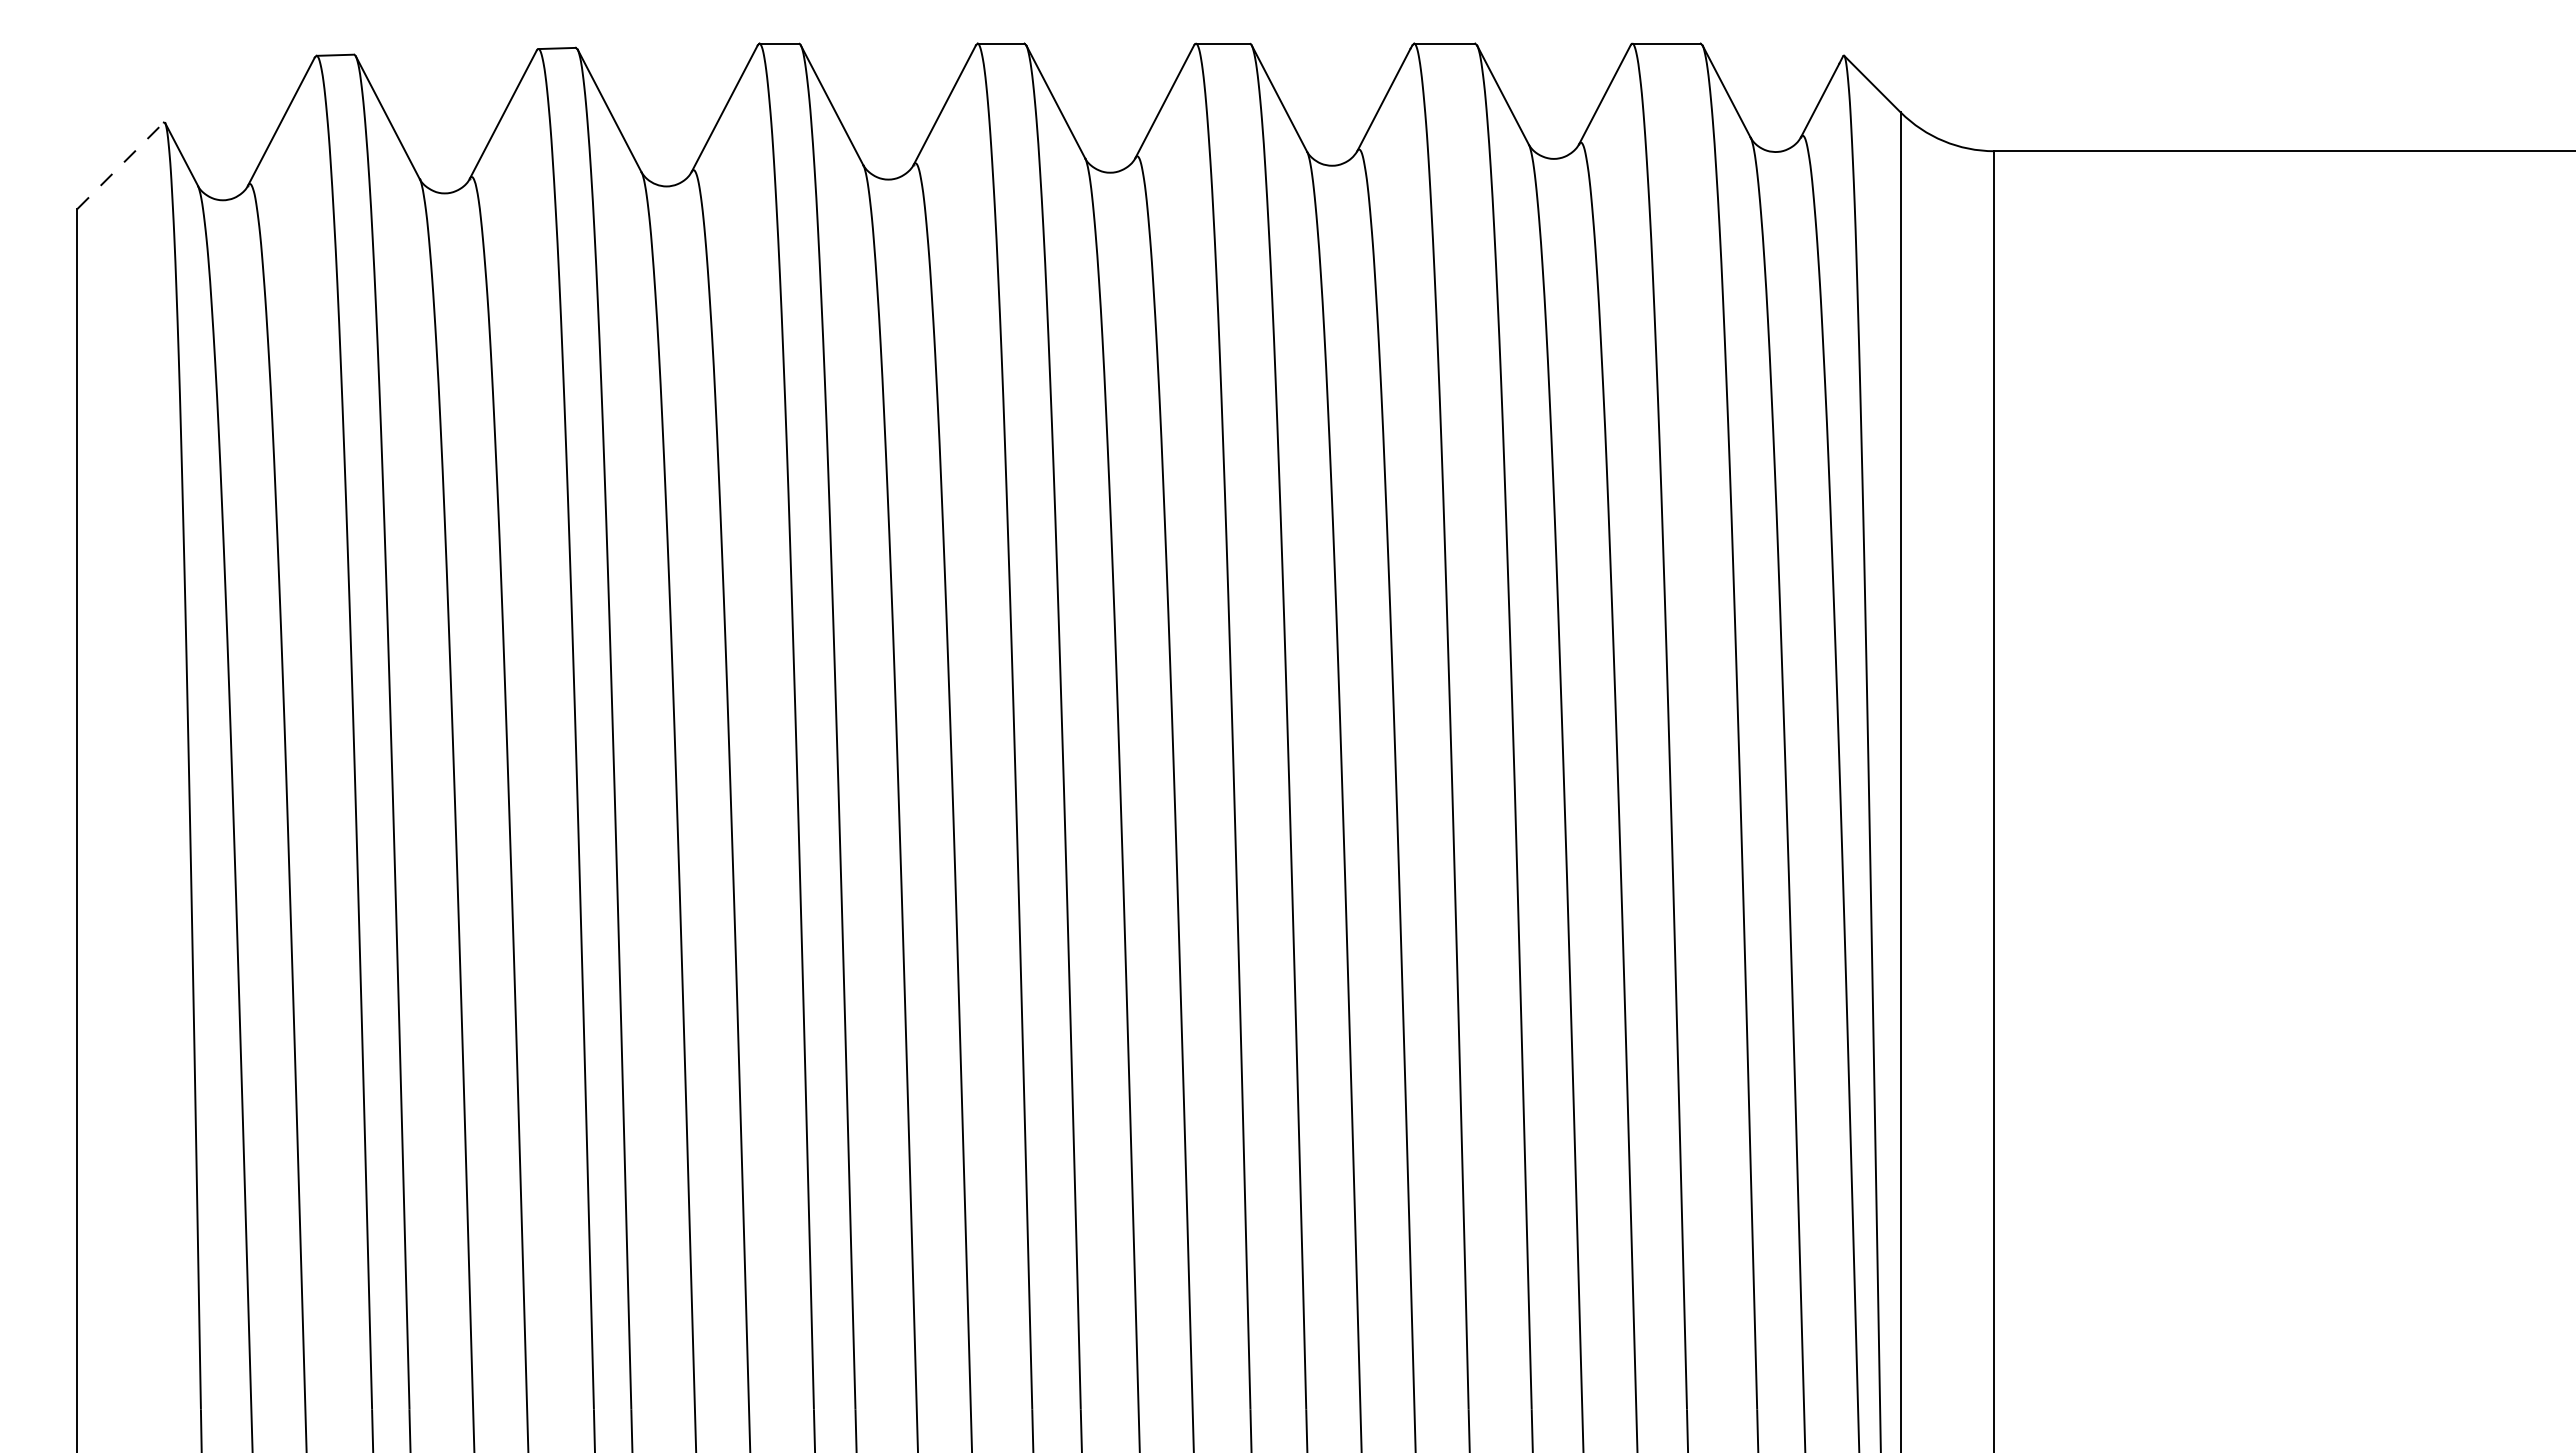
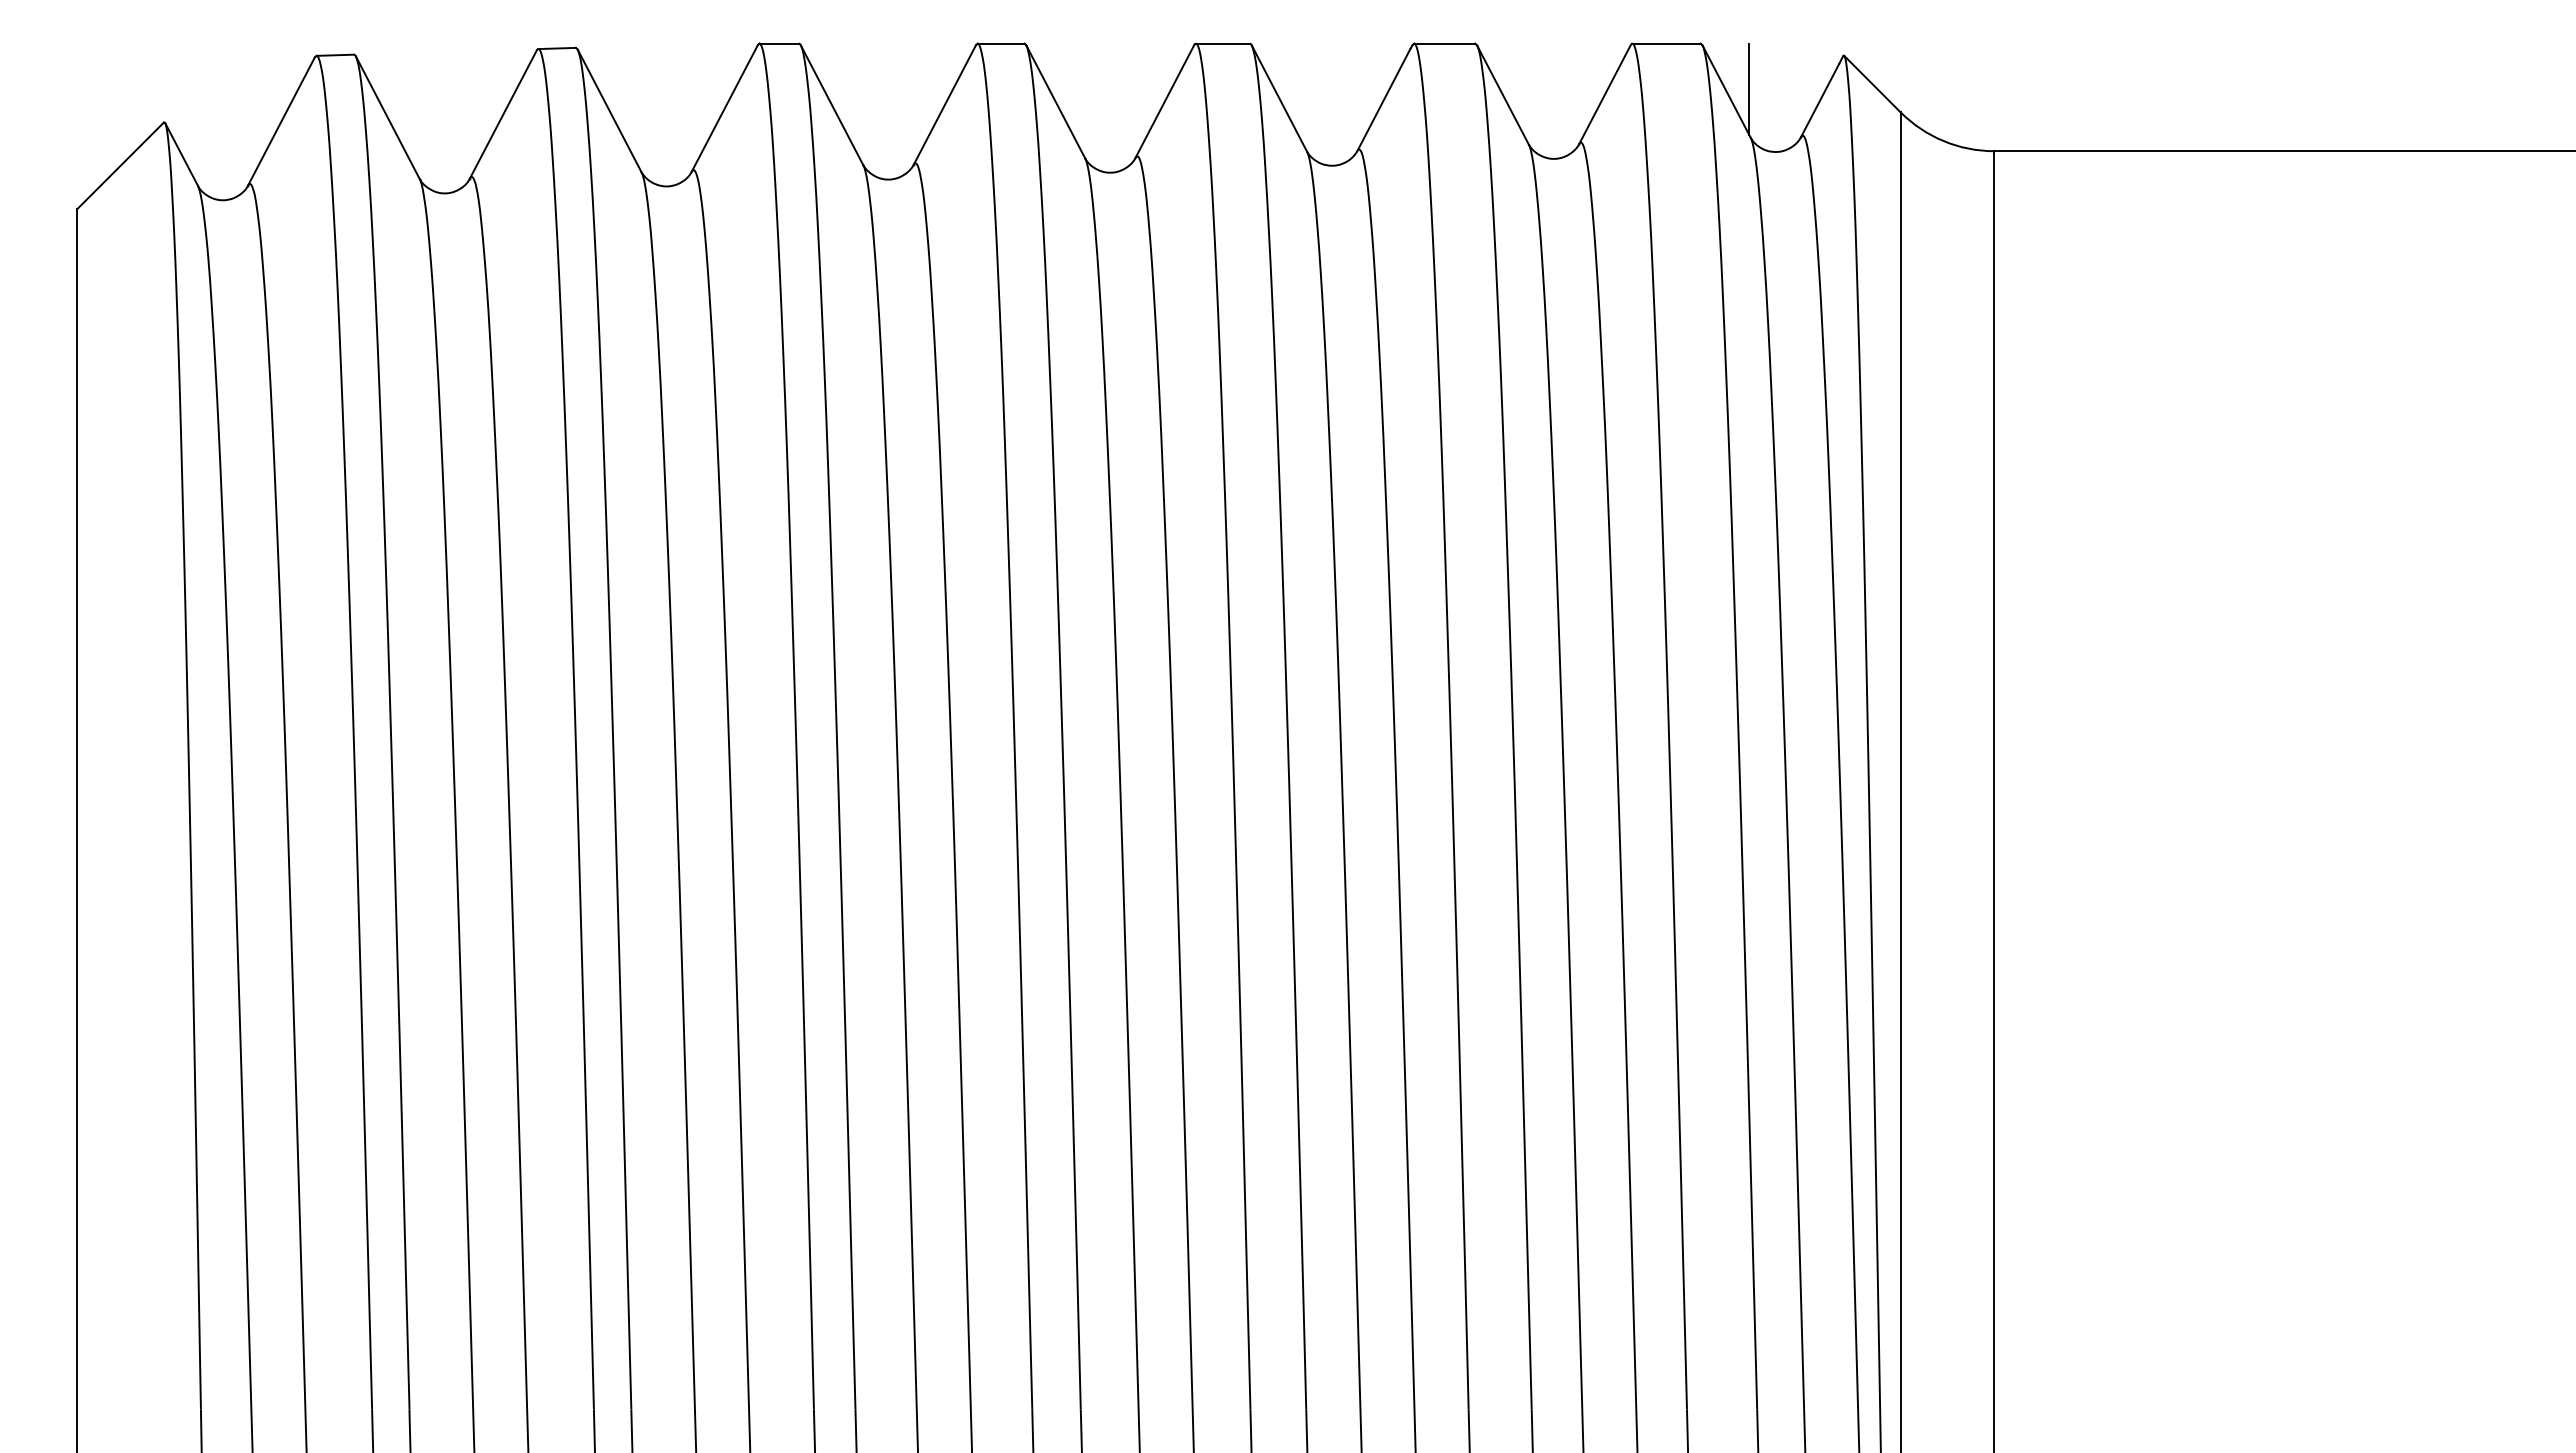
line: none -> present (1749, 88)
line: dashed -> solid (120, 165)
